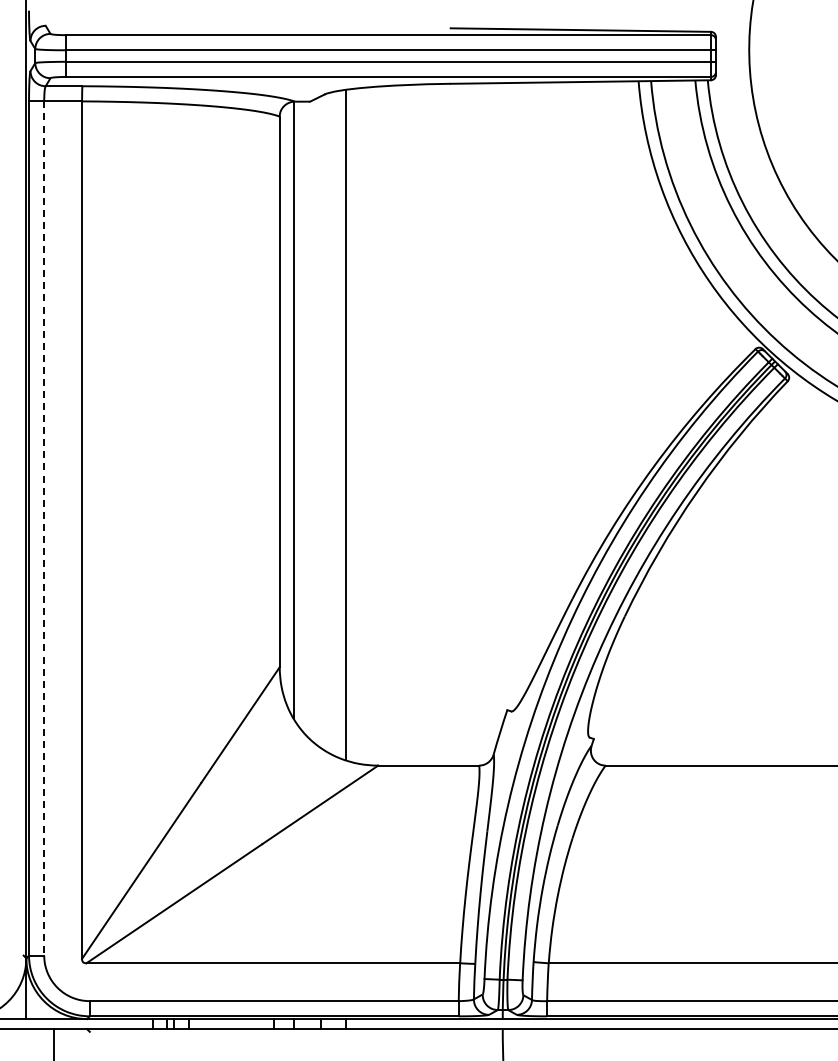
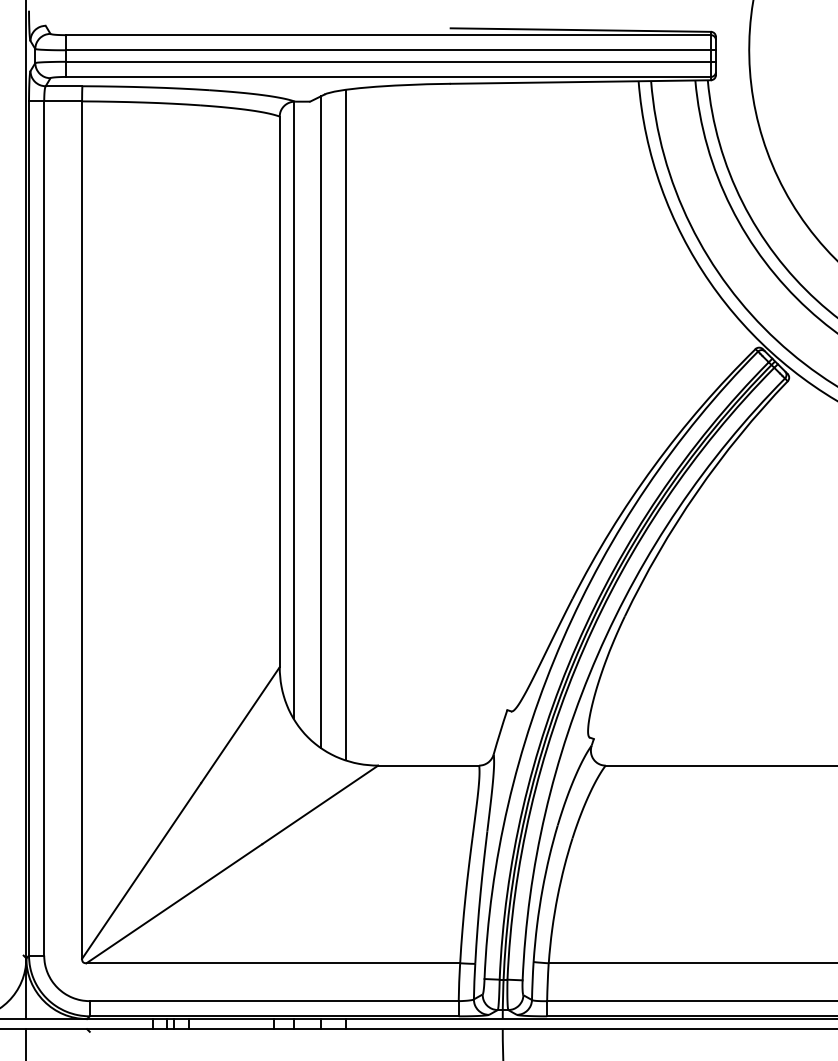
line: none -> present (321, 421)
line: dashed -> solid (44, 529)
line position: (54, 1043) -> (26, 1043) (26, 1043)
